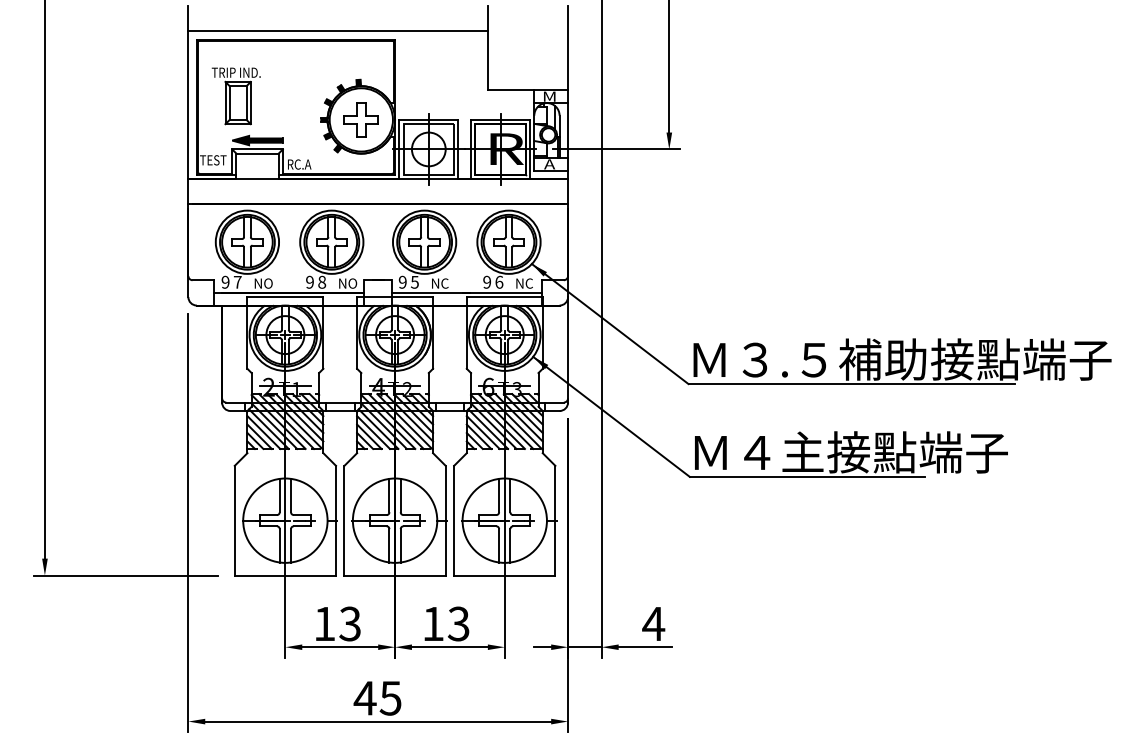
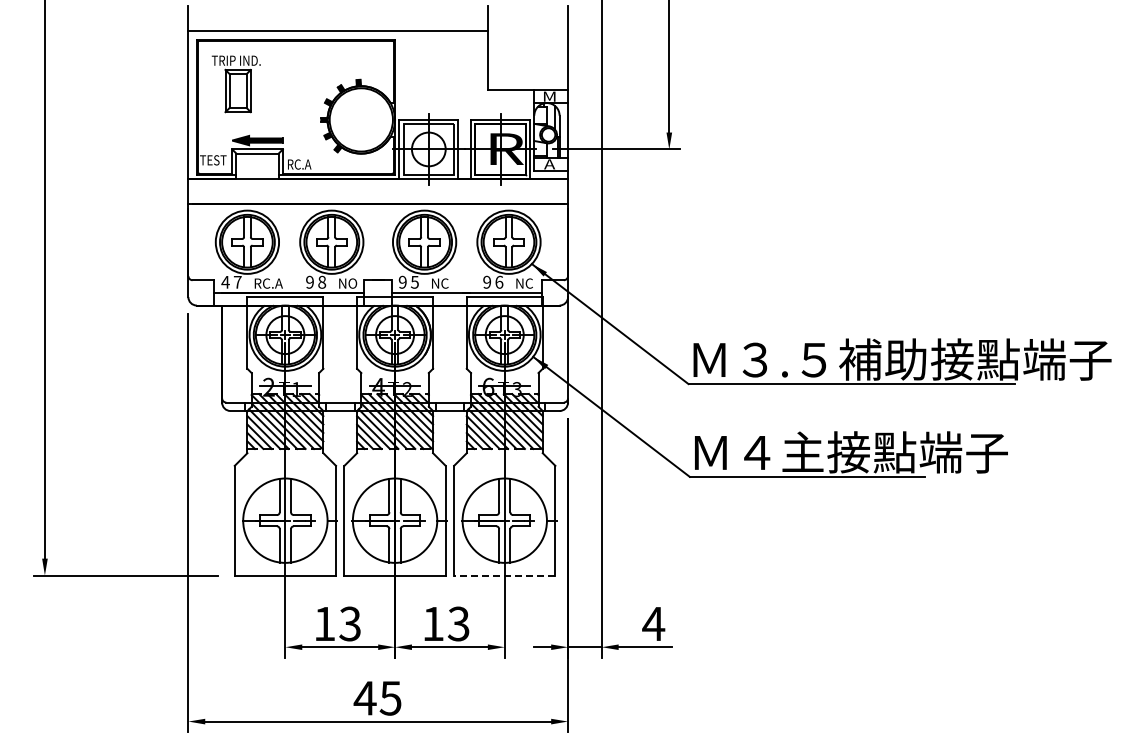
part position: (235, 96) -> (235, 84) (235, 84)
part: present -> none (360, 119)
text: 9 -> 4 (225, 281)
text: NO -> RC.A (268, 283)
line: solid -> dashed (504, 575)
